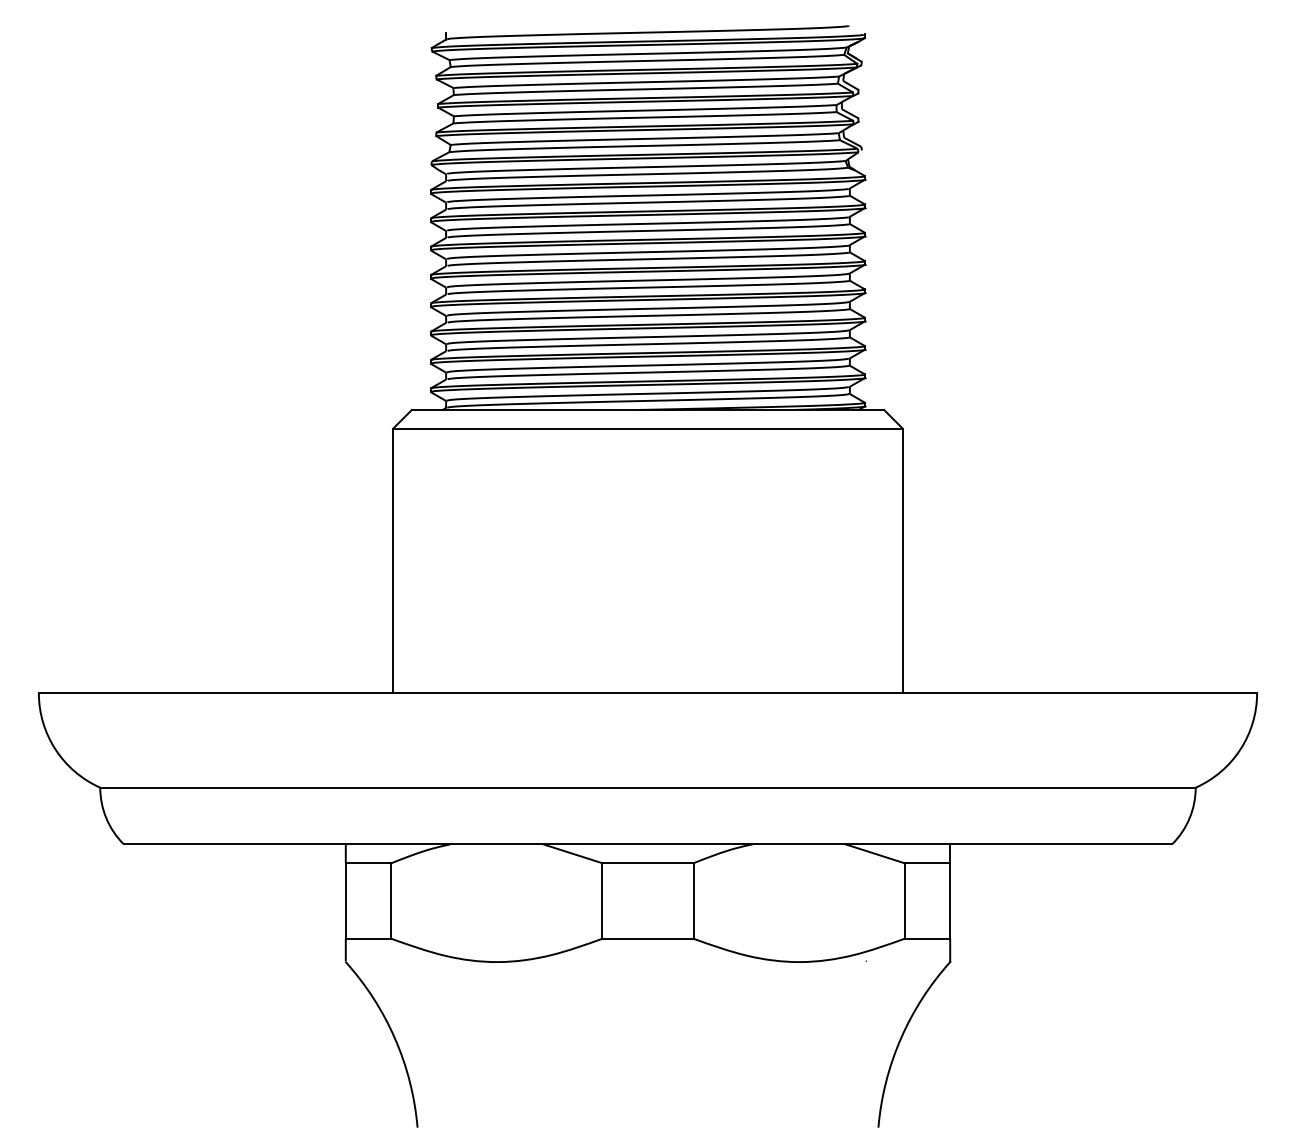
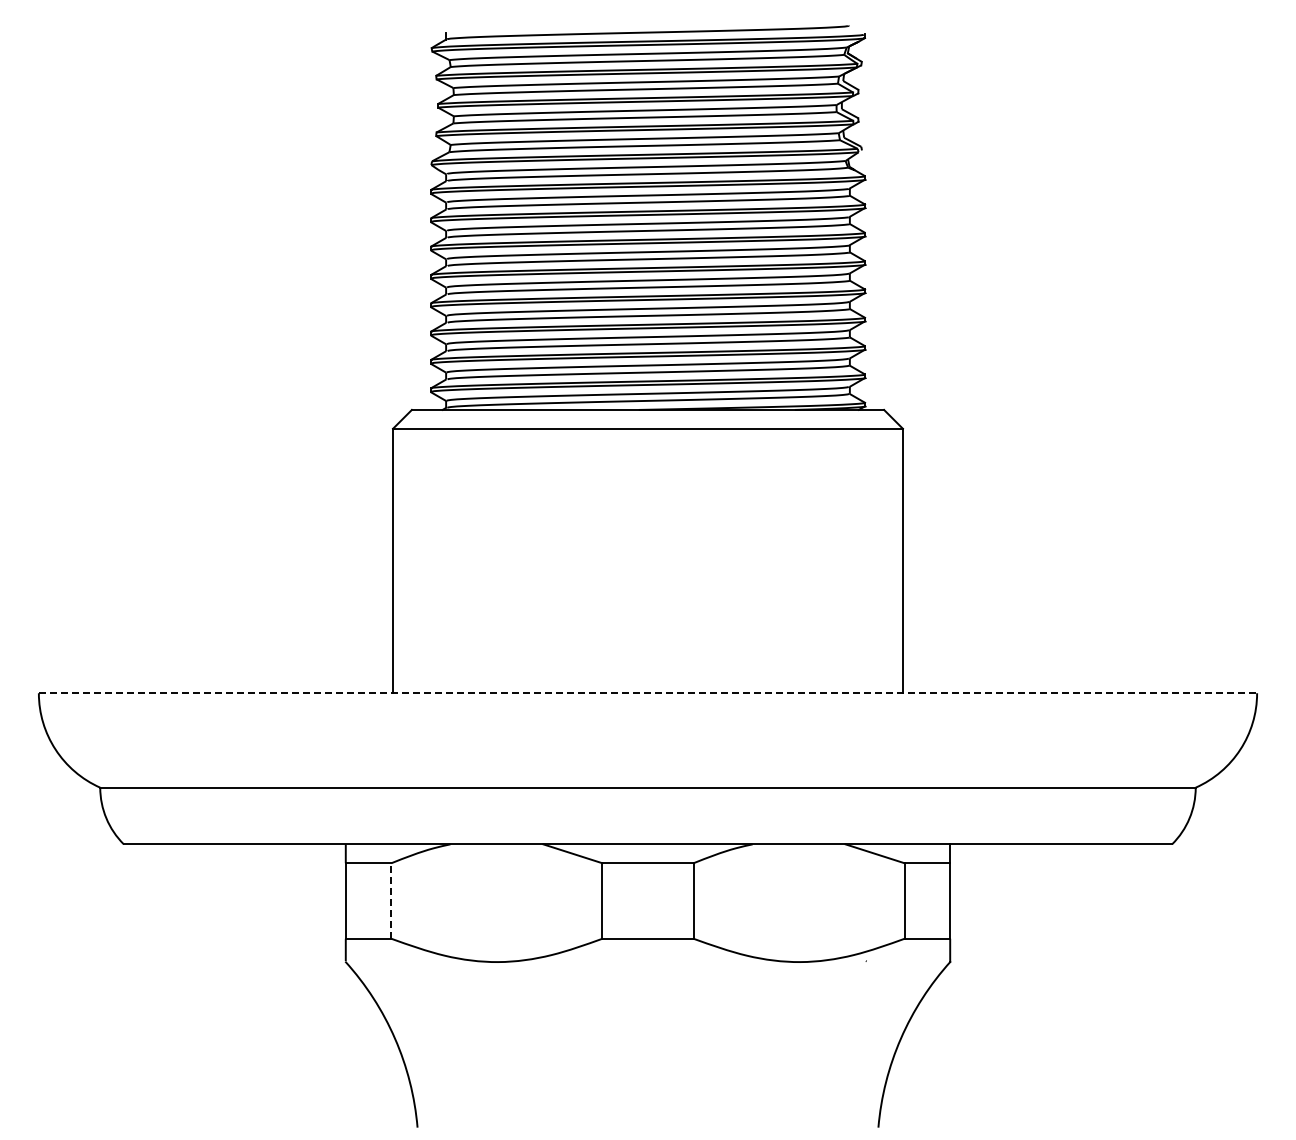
line: solid -> dashed (648, 693)
line: solid -> dashed (391, 901)
